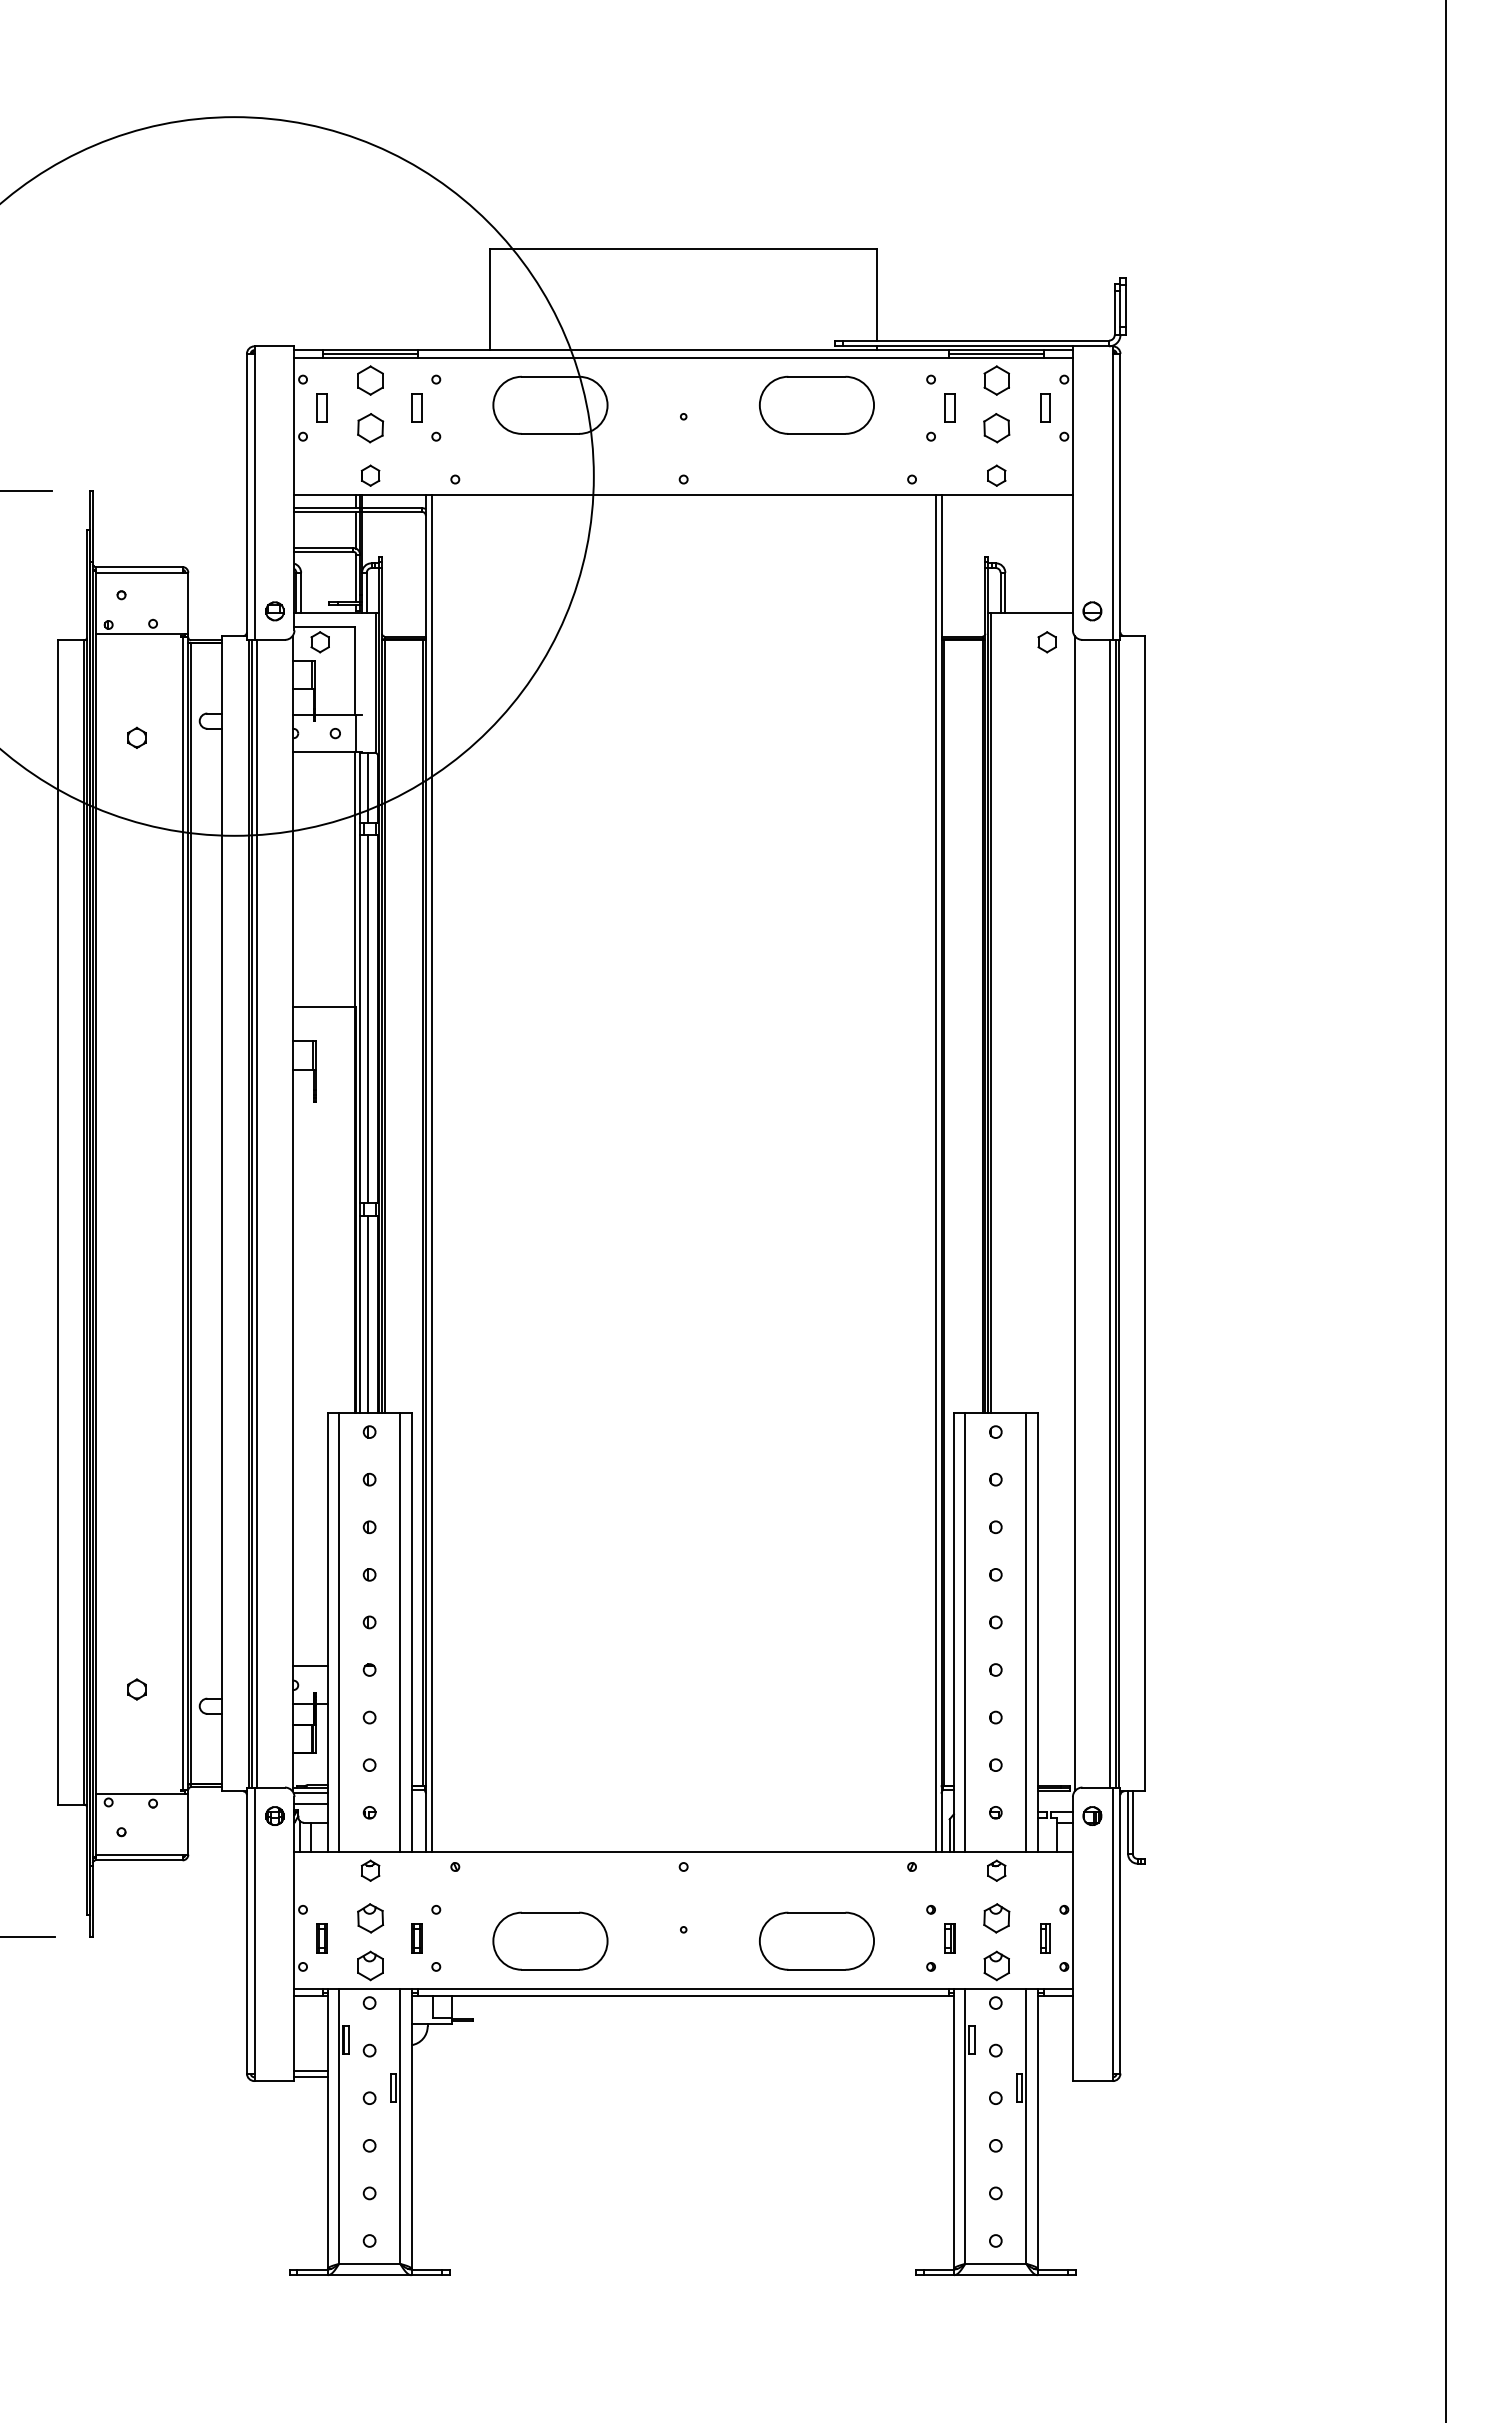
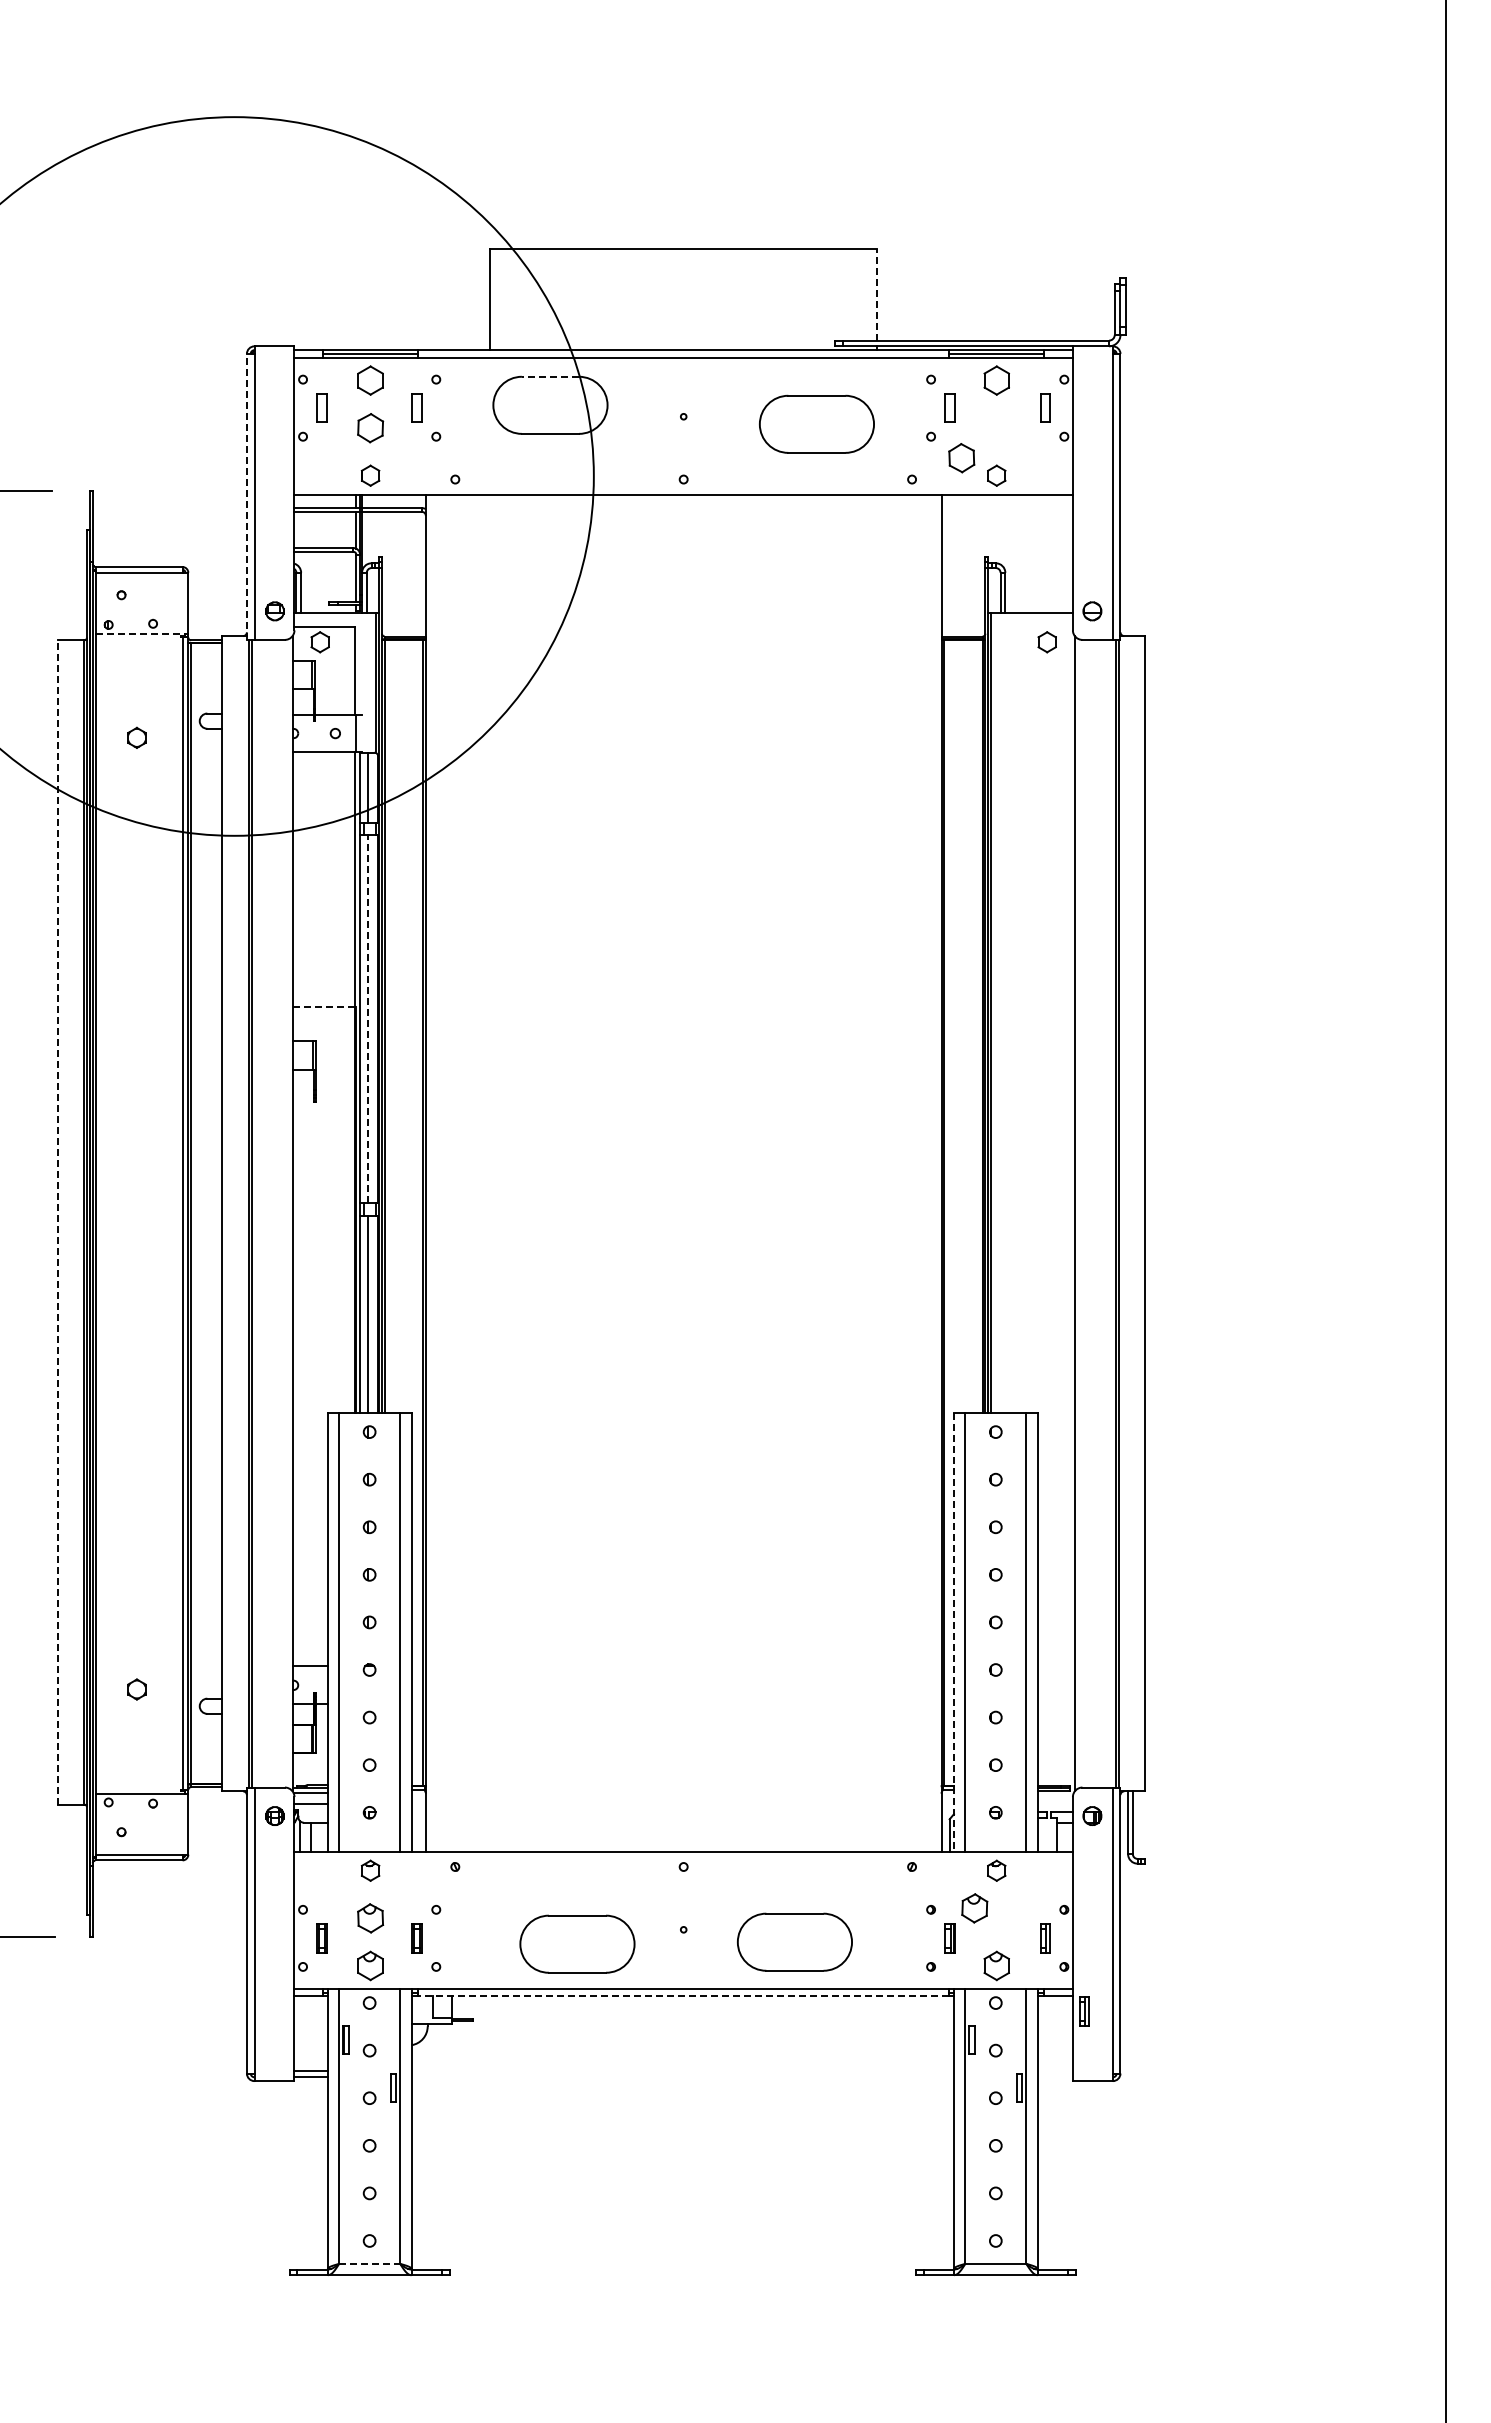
line: solid -> dashed (877, 294)
line: solid -> dashed (550, 376)
part position: (816, 404) -> (816, 423) (816, 423)
part position: (996, 428) -> (961, 458) (961, 458)
line: solid -> dashed (246, 496)
line: solid -> dashed (142, 633)
line: solid -> dashed (324, 1007)
line: solid -> dashed (367, 1018)
line: present -> none (431, 1172)
line: present -> none (935, 1172)
line: present -> none (257, 1213)
line: present -> none (1110, 1213)
line: solid -> dashed (58, 1221)
line: solid -> dashed (953, 1632)
part position: (996, 1918) -> (974, 1908) (974, 1908)
part position: (550, 1940) -> (577, 1943) (577, 1943)
part position: (816, 1940) -> (794, 1941) (794, 1941)
line: solid -> dashed (683, 1996)
part: none -> present (1084, 2011)
line: solid -> dashed (370, 2263)
